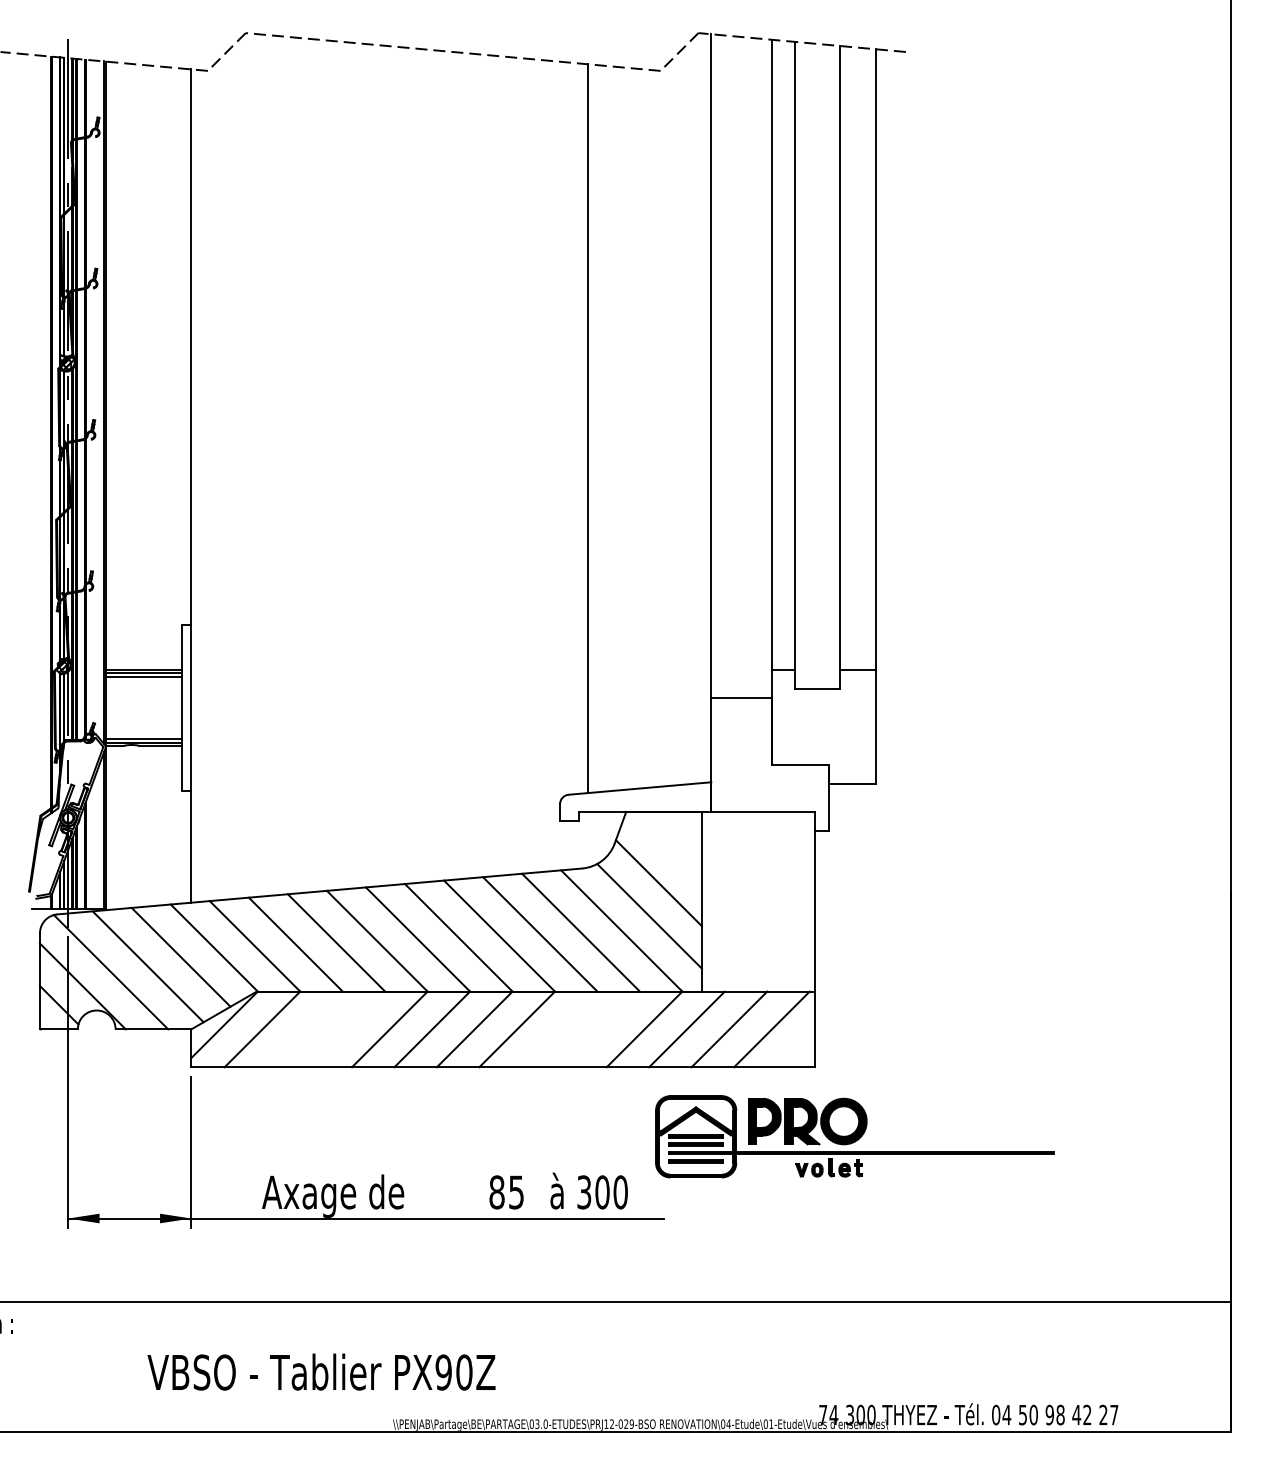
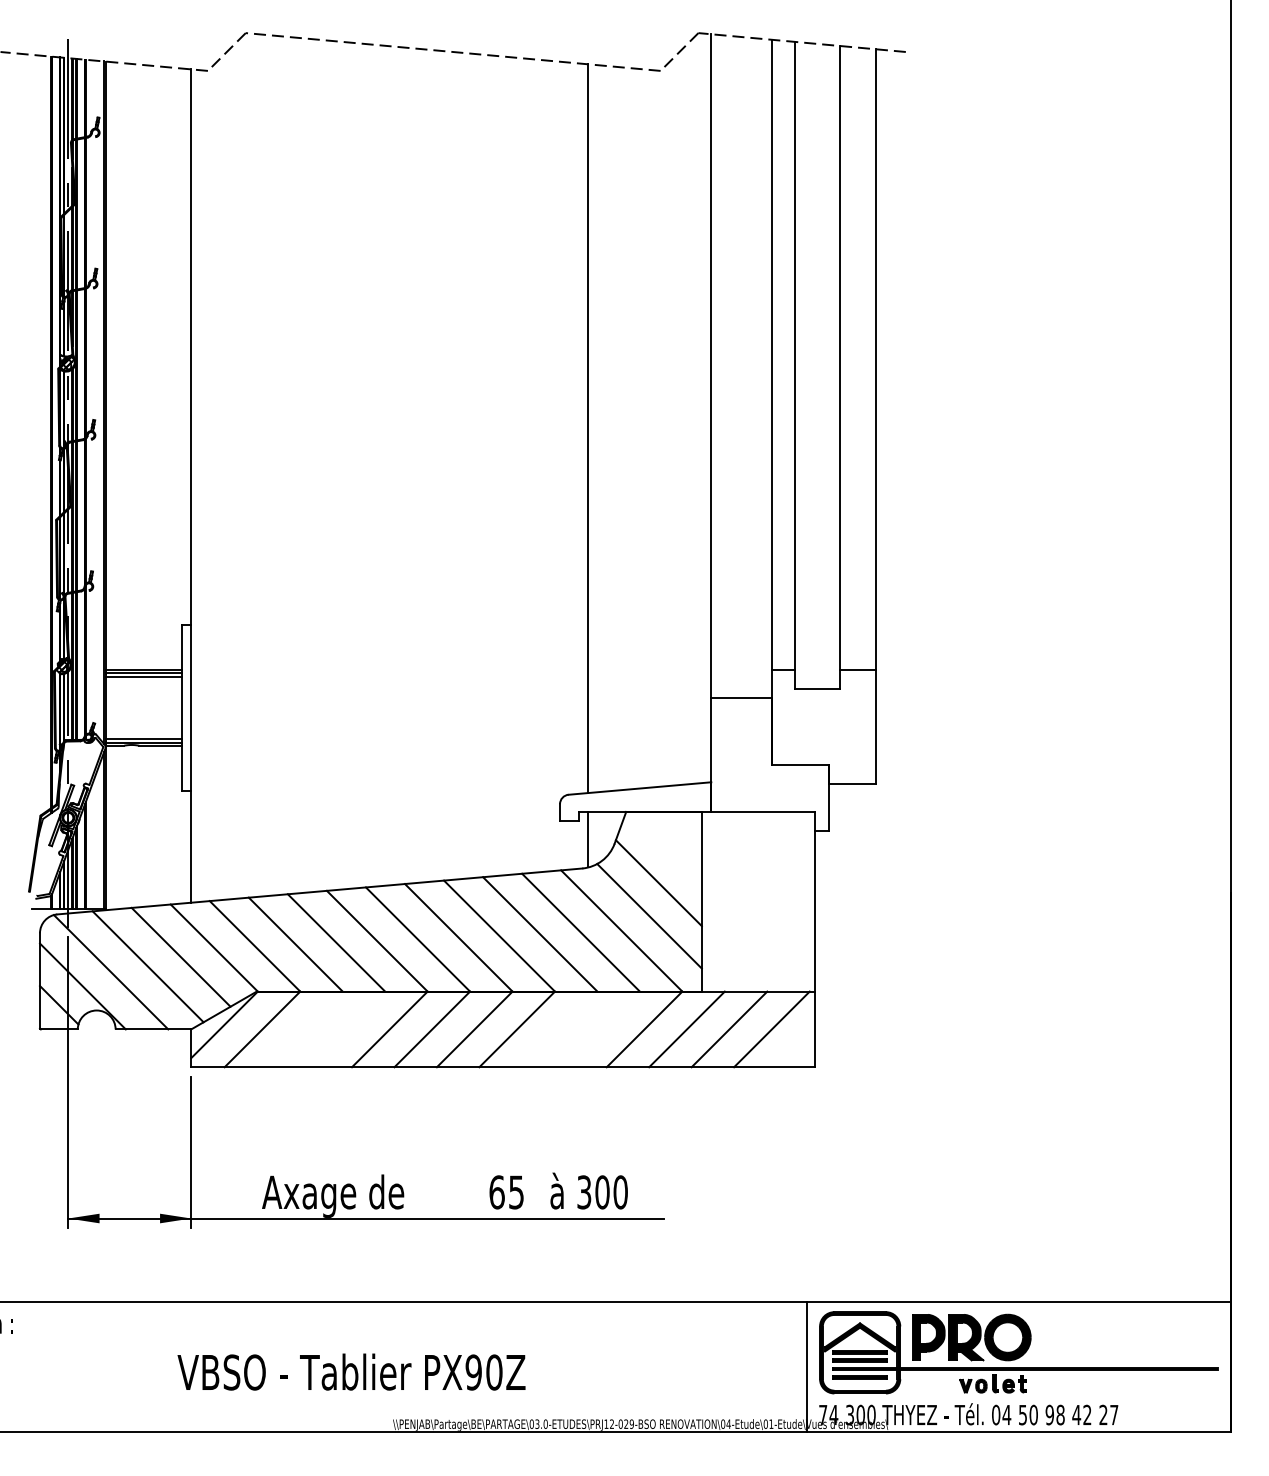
line: none -> present (588, 839)
part position: (854, 1136) -> (1018, 1352) (1018, 1352)
text: 85 -> 65 (496, 1192)
line: none -> present (806, 1366)
text position: (321, 1371) -> (351, 1371) (351, 1371)
